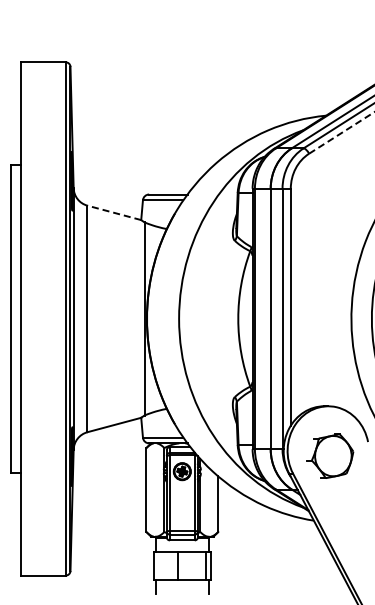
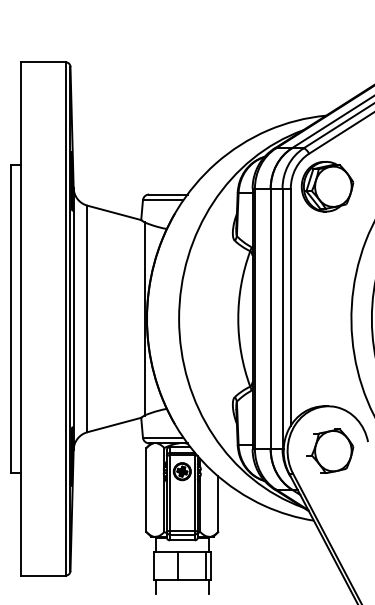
line: dashed -> solid (341, 132)
part: none -> present (327, 186)
line: dashed -> solid (114, 212)
part position: (330, 455) -> (330, 450) (330, 450)
